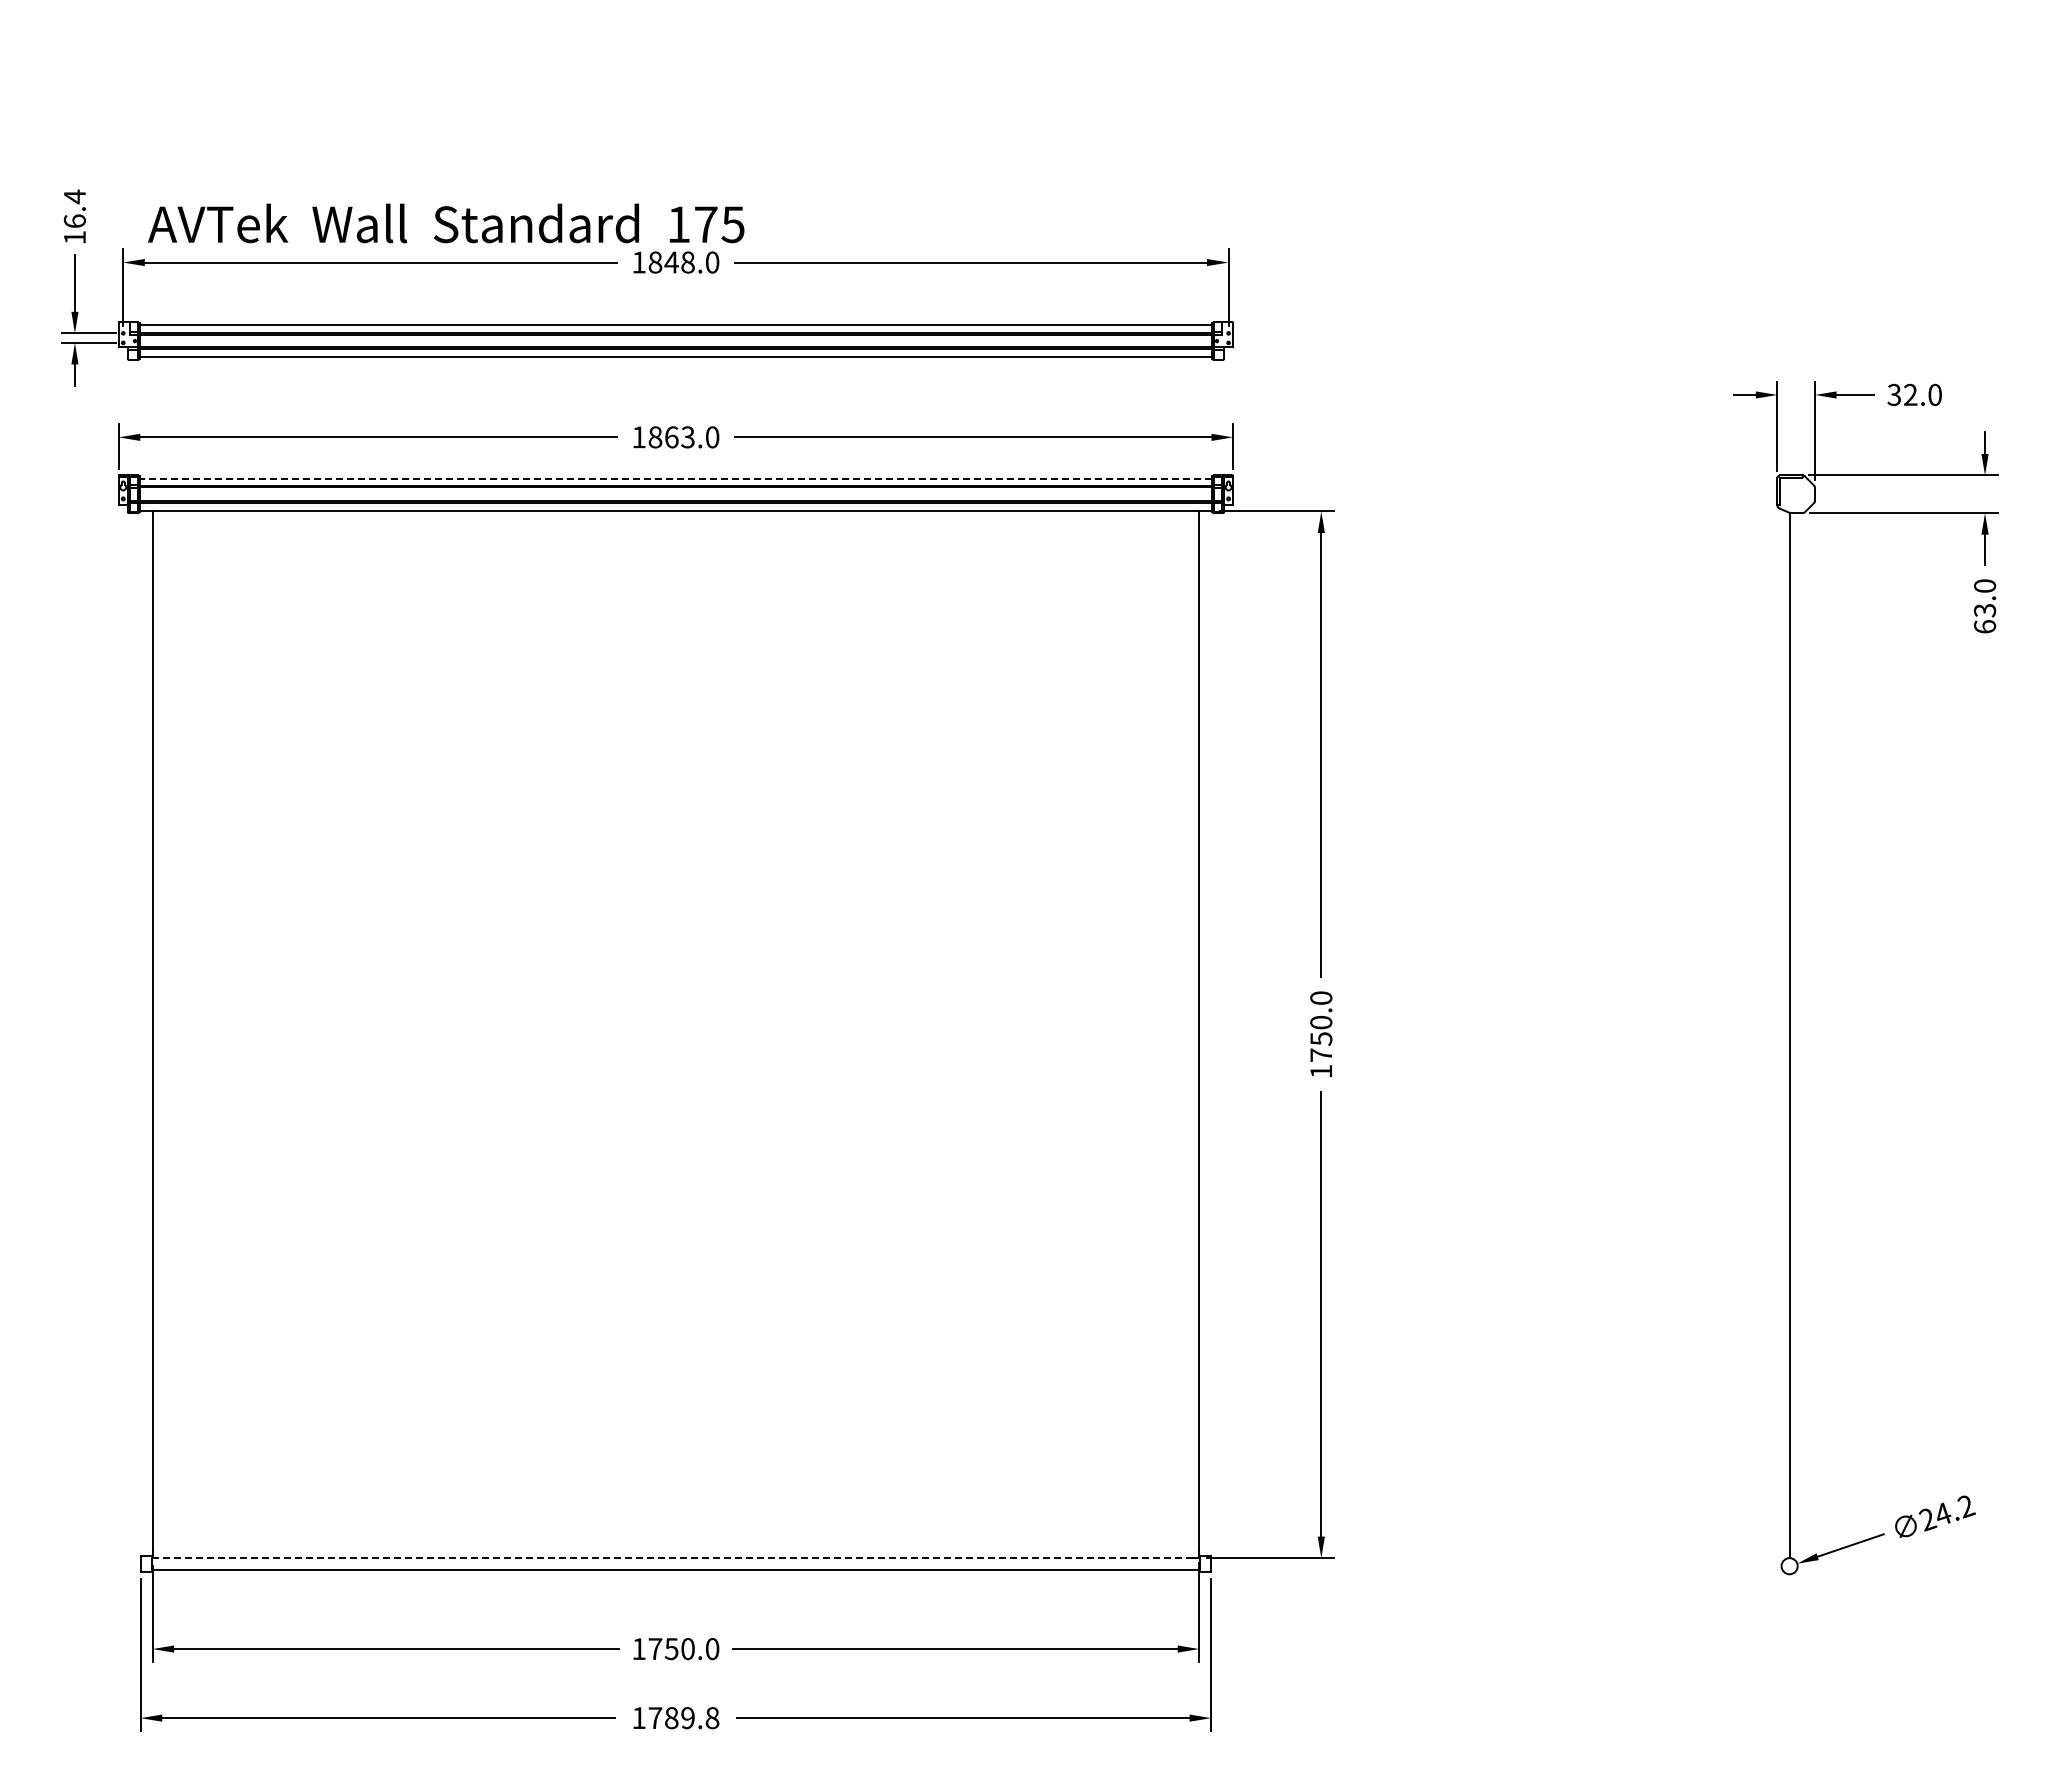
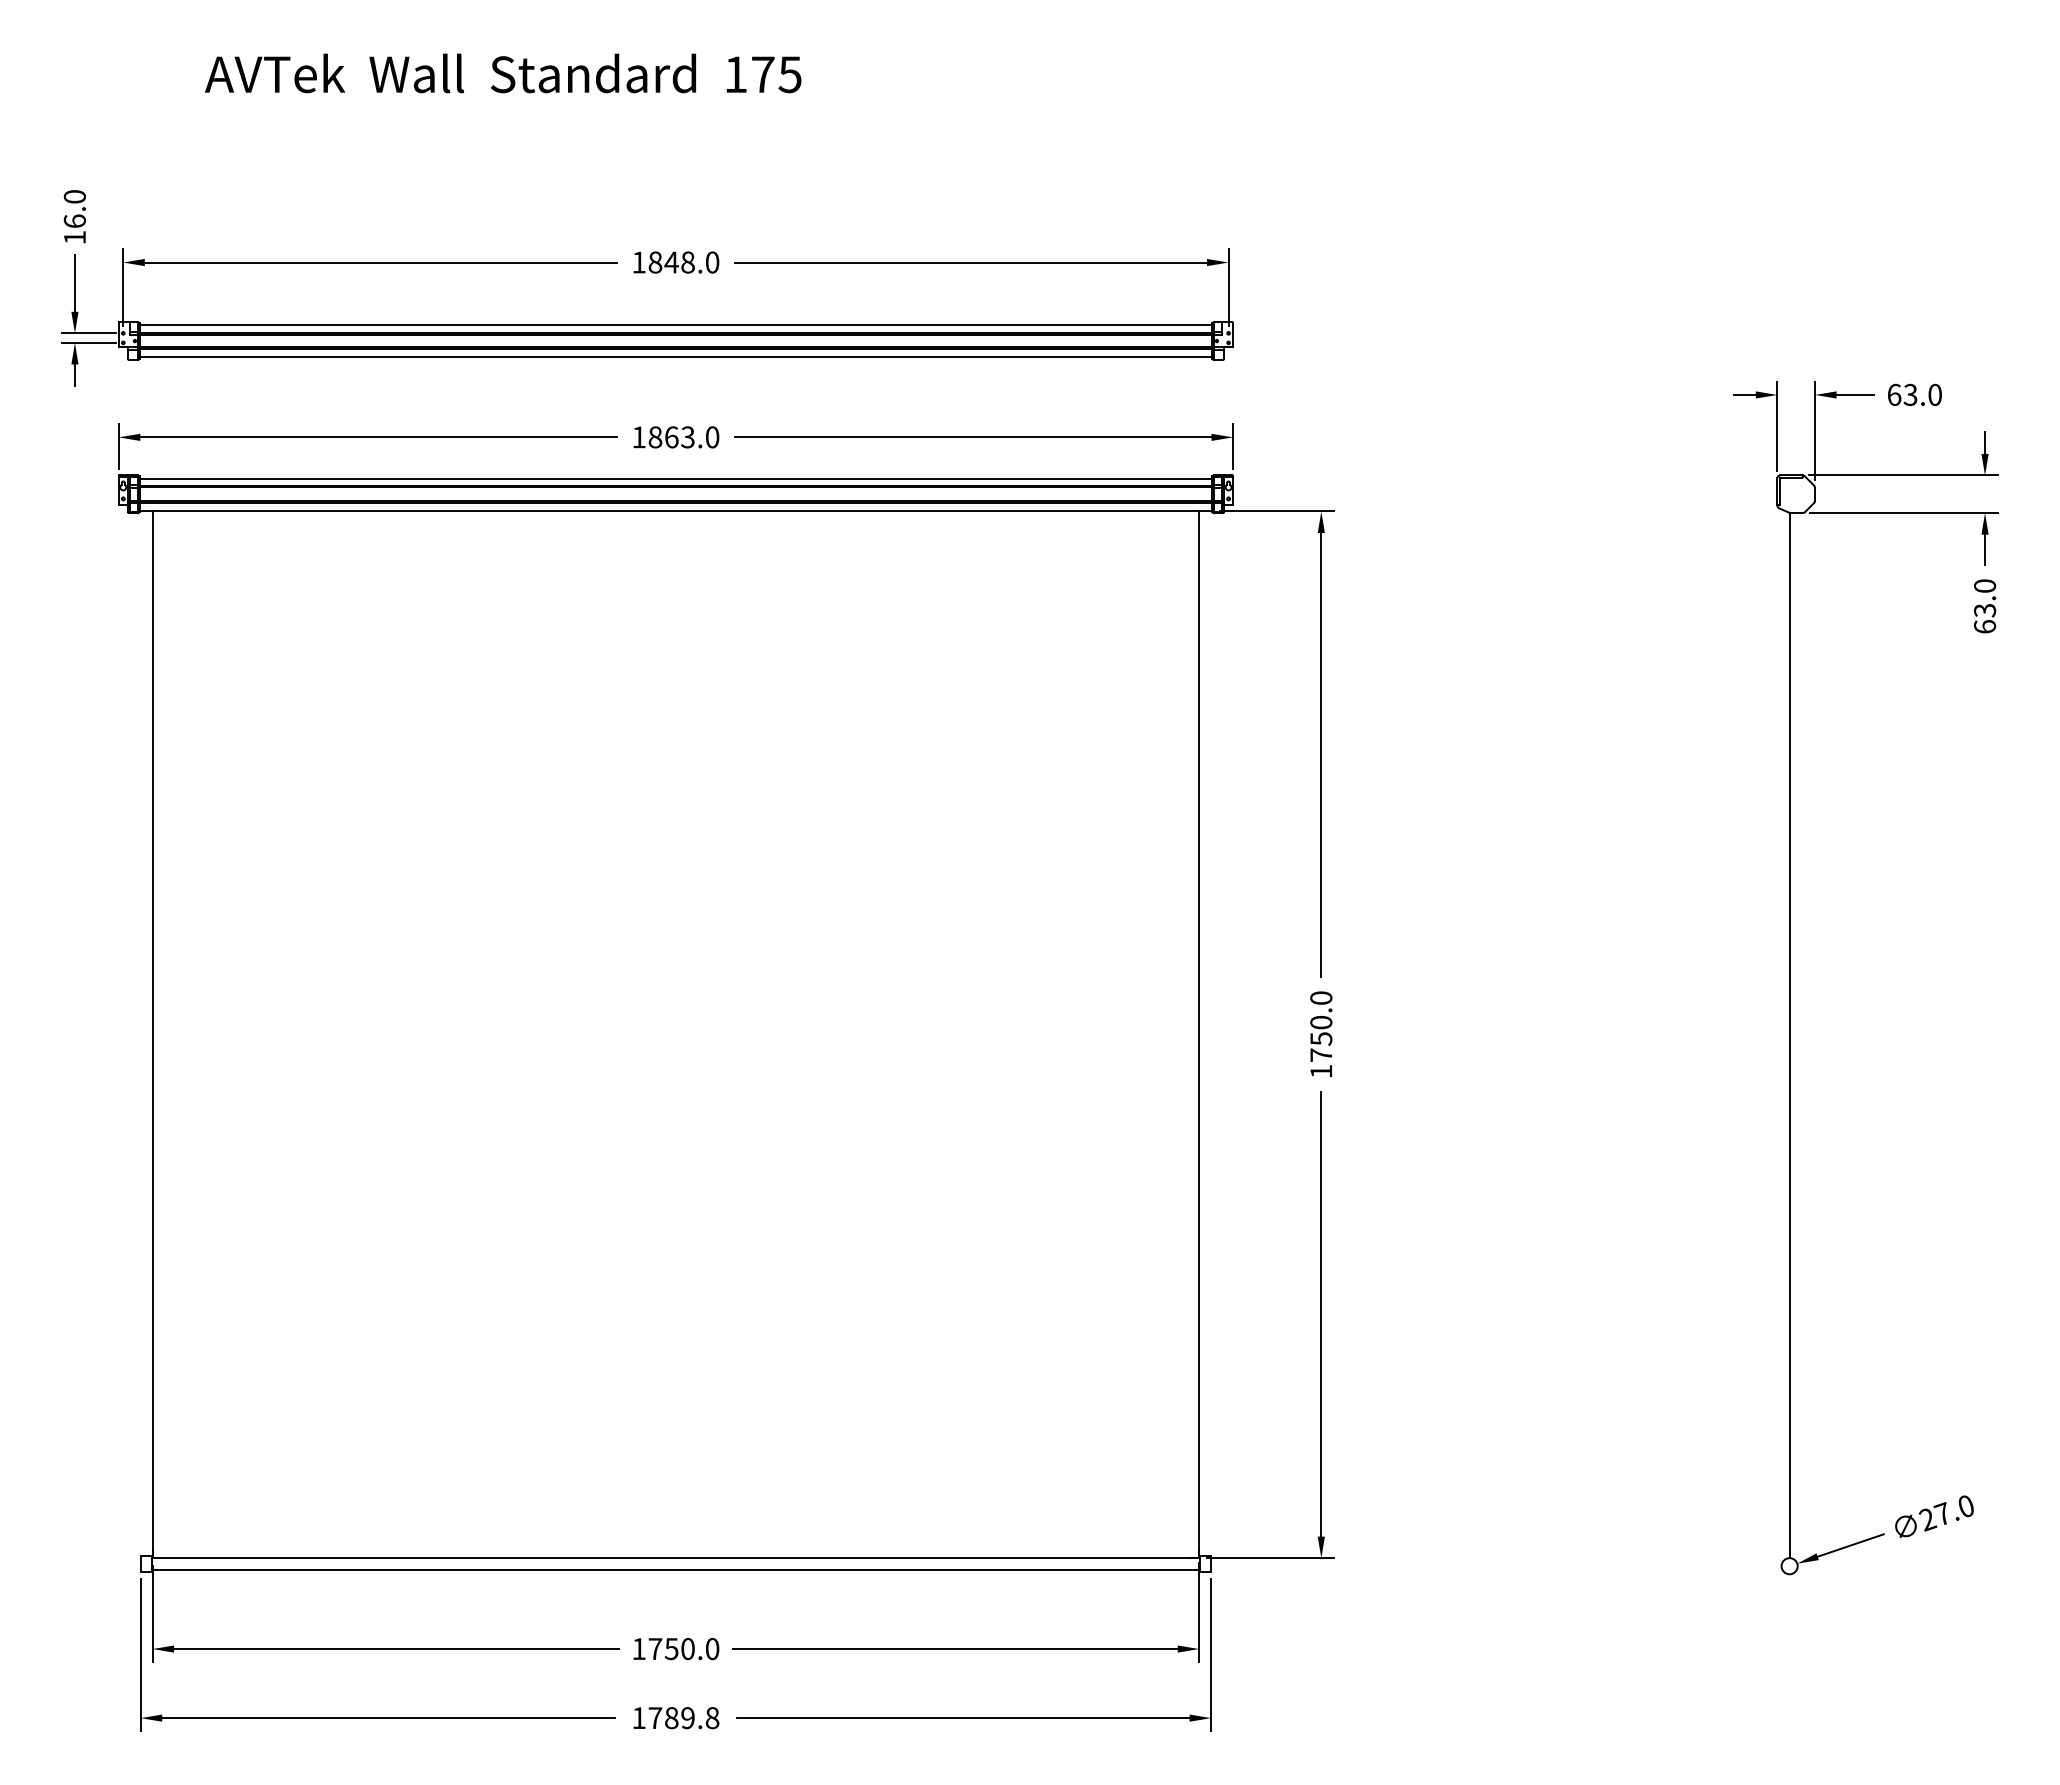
text: 16.4 -> 16.0 (74, 196)
text position: (446, 223) -> (503, 73) (503, 73)
text: 32.0 -> 63.0 (1902, 394)
line: dashed -> solid (675, 479)
text: 24.2 -> 27.0 (1954, 1509)
line: dashed -> solid (675, 1558)
